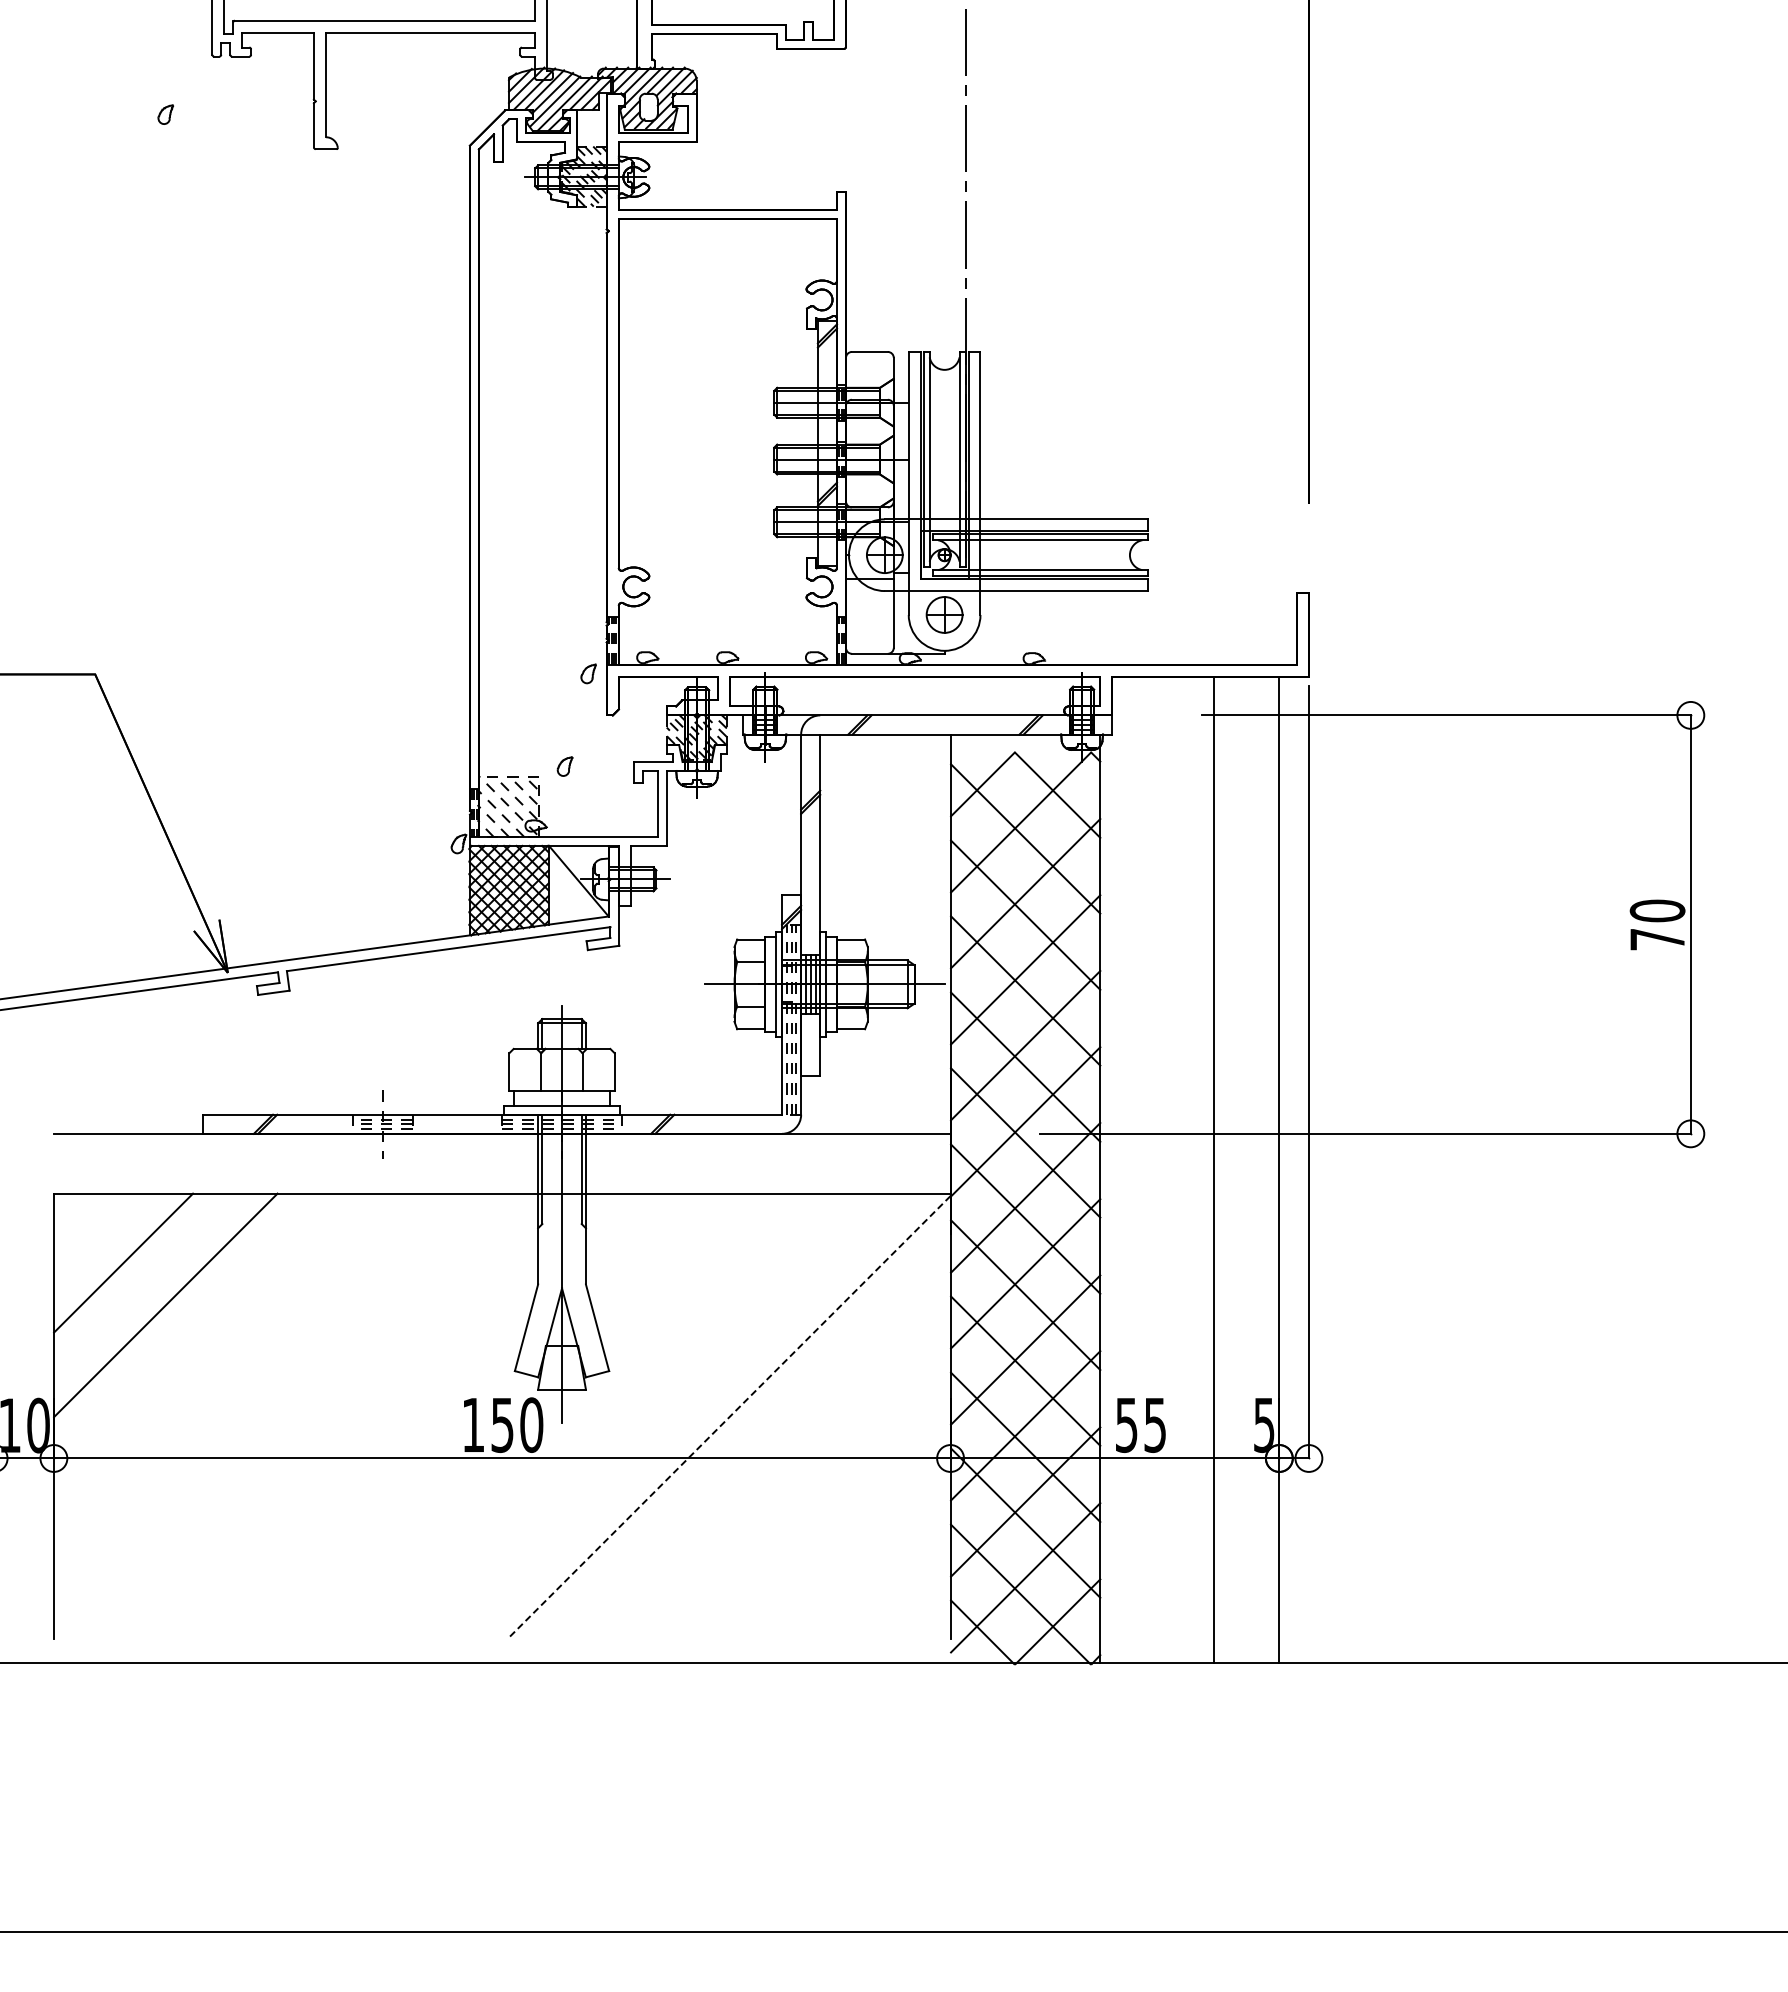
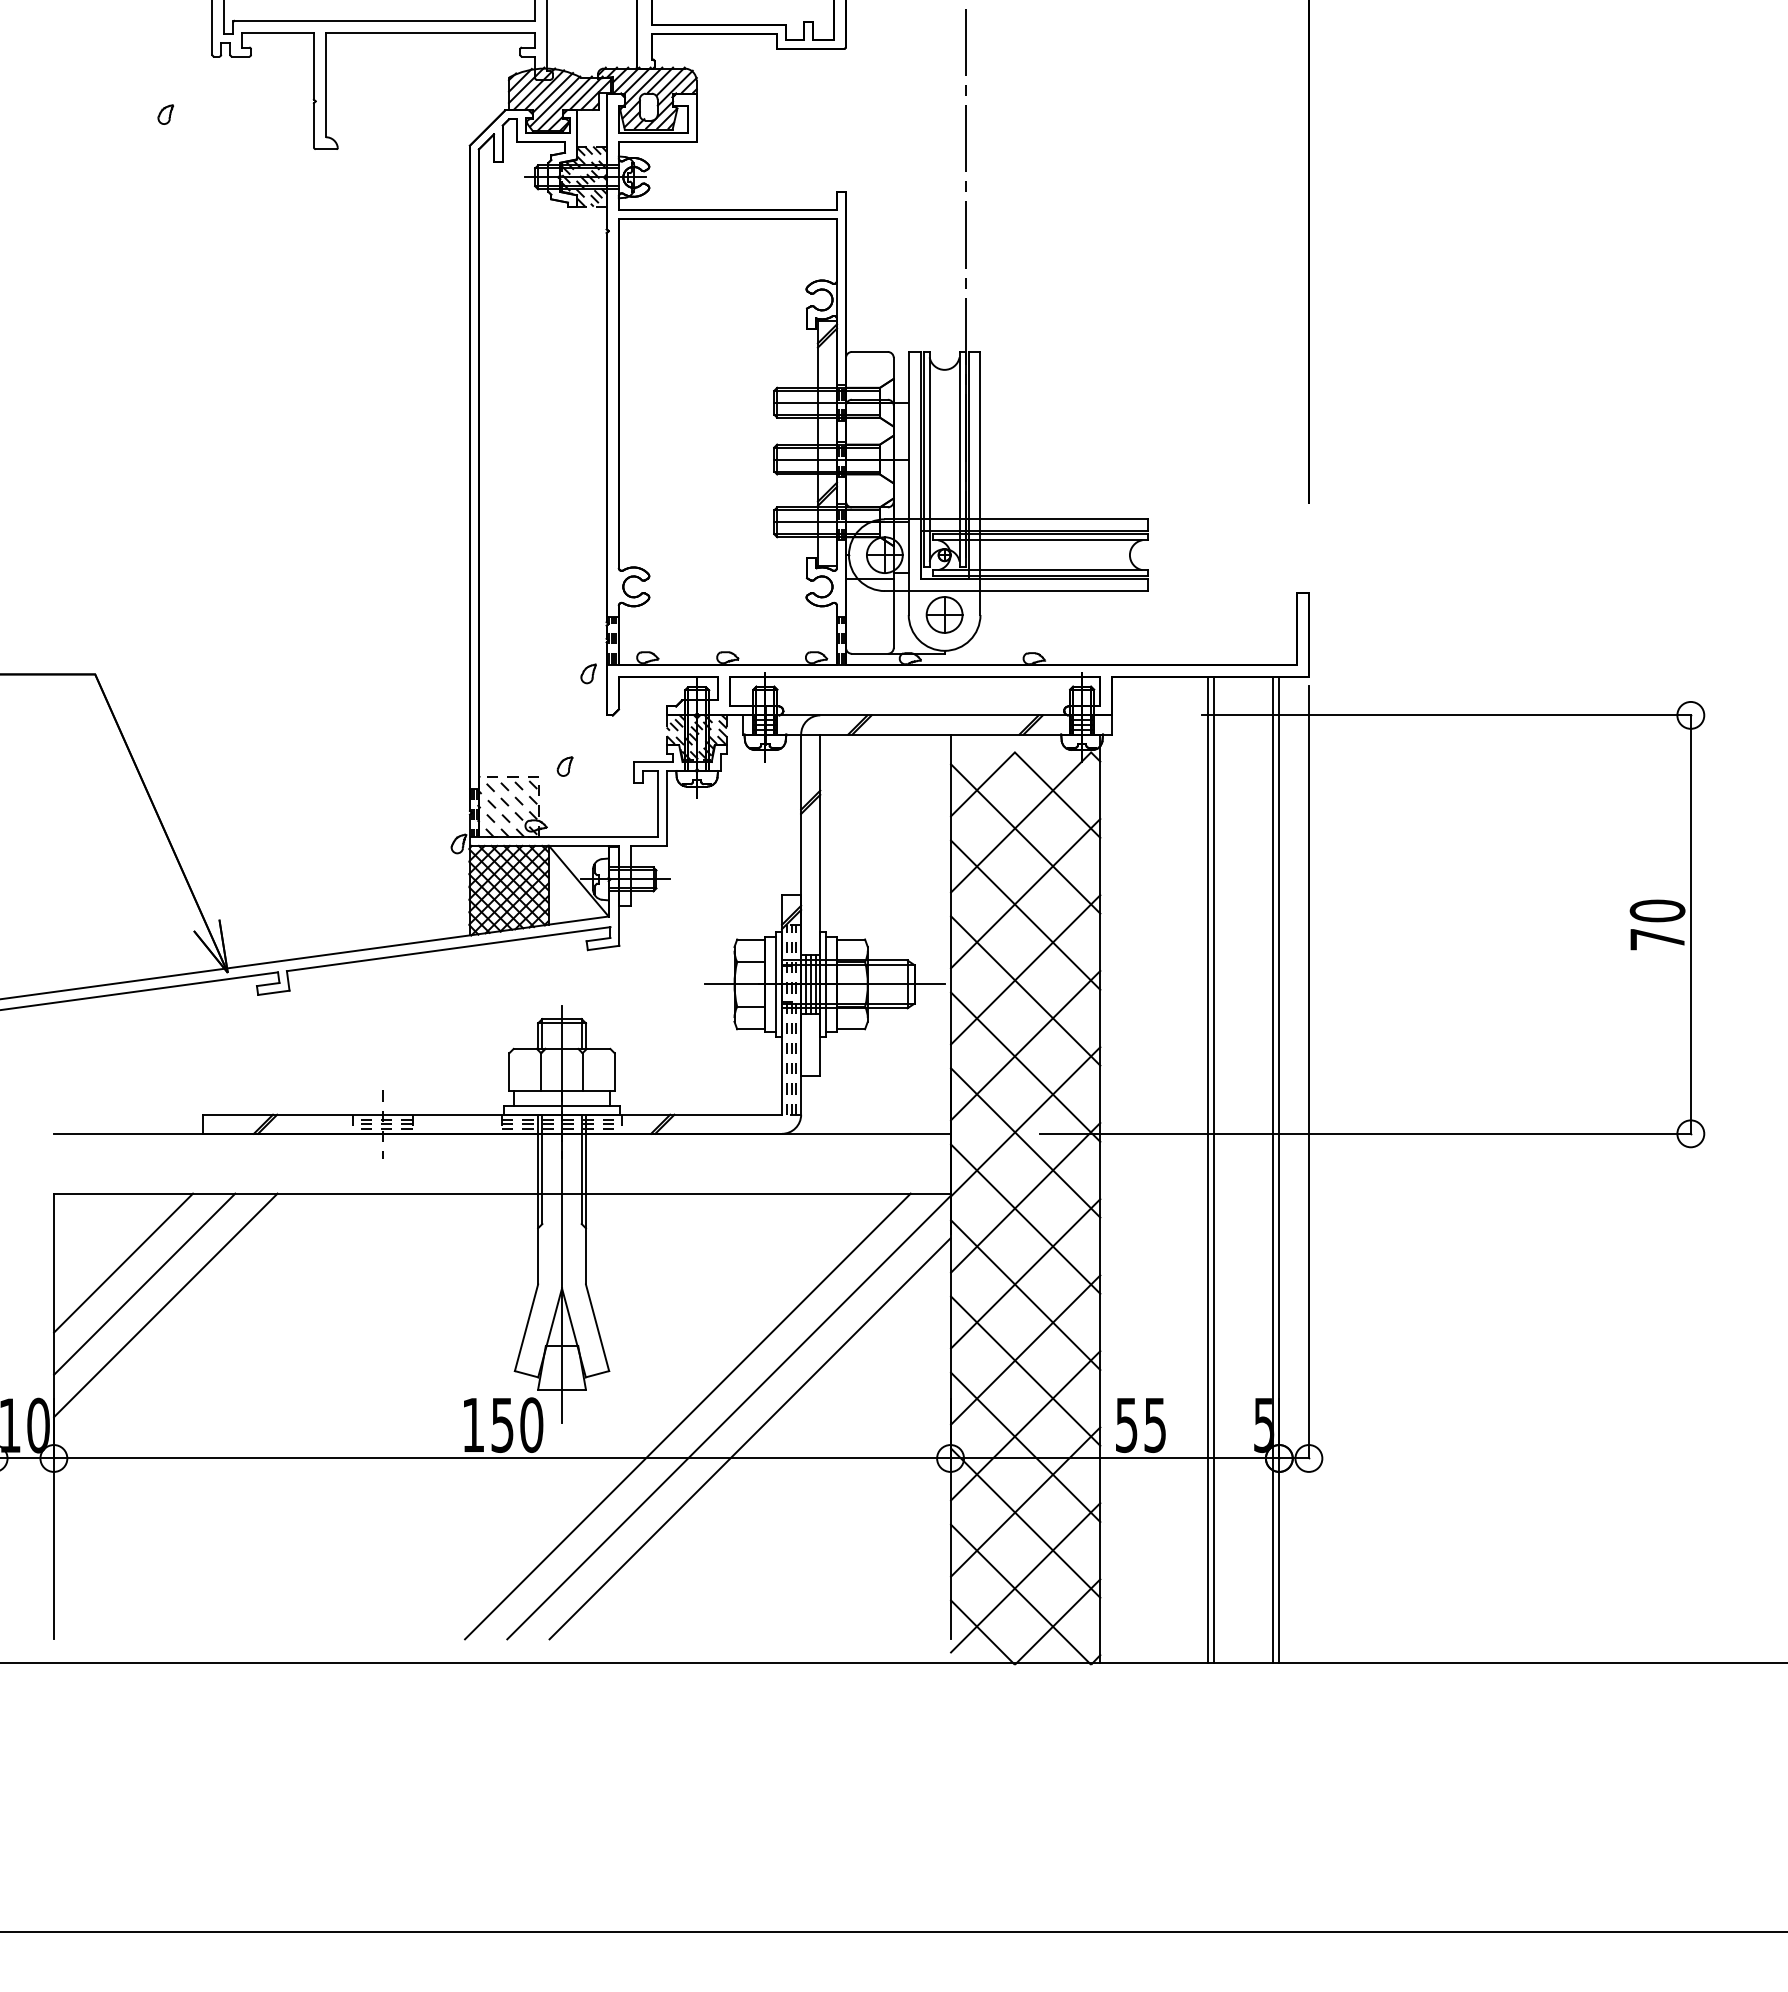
line: none -> present (1207, 1169)
line: none -> present (1273, 1169)
line: none -> present (144, 1283)
line: none -> present (687, 1416)
line: dashed -> solid (728, 1418)
line: none -> present (749, 1438)
